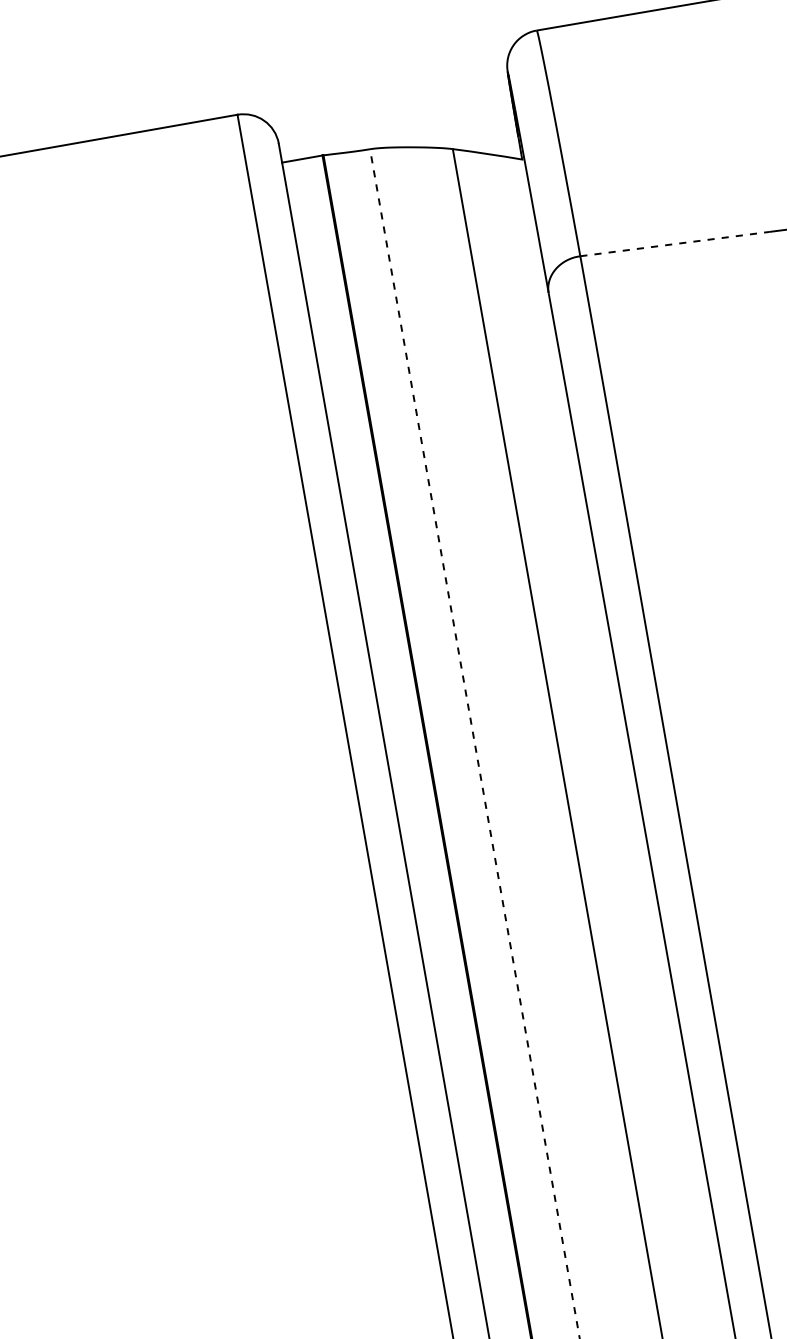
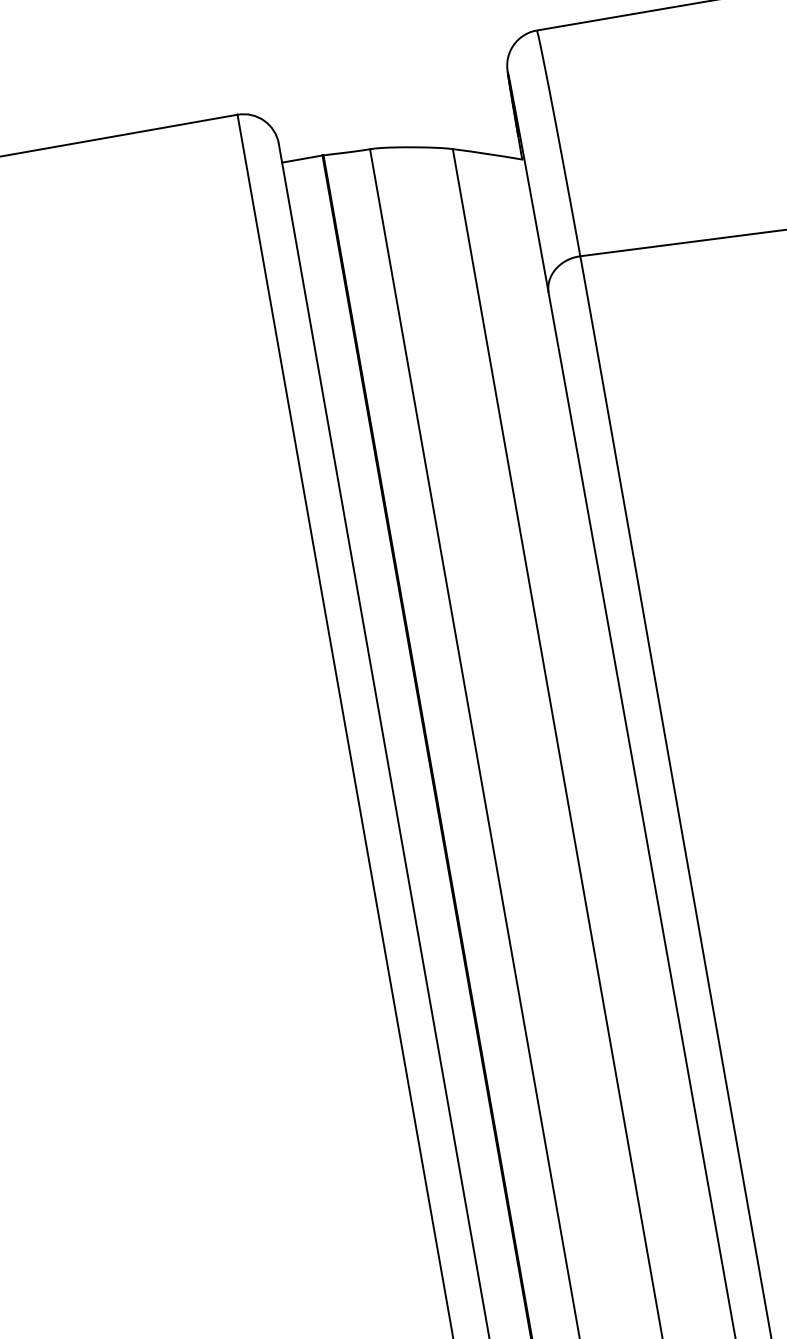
line: dashed -> solid (675, 244)
line: dashed -> solid (474, 743)
